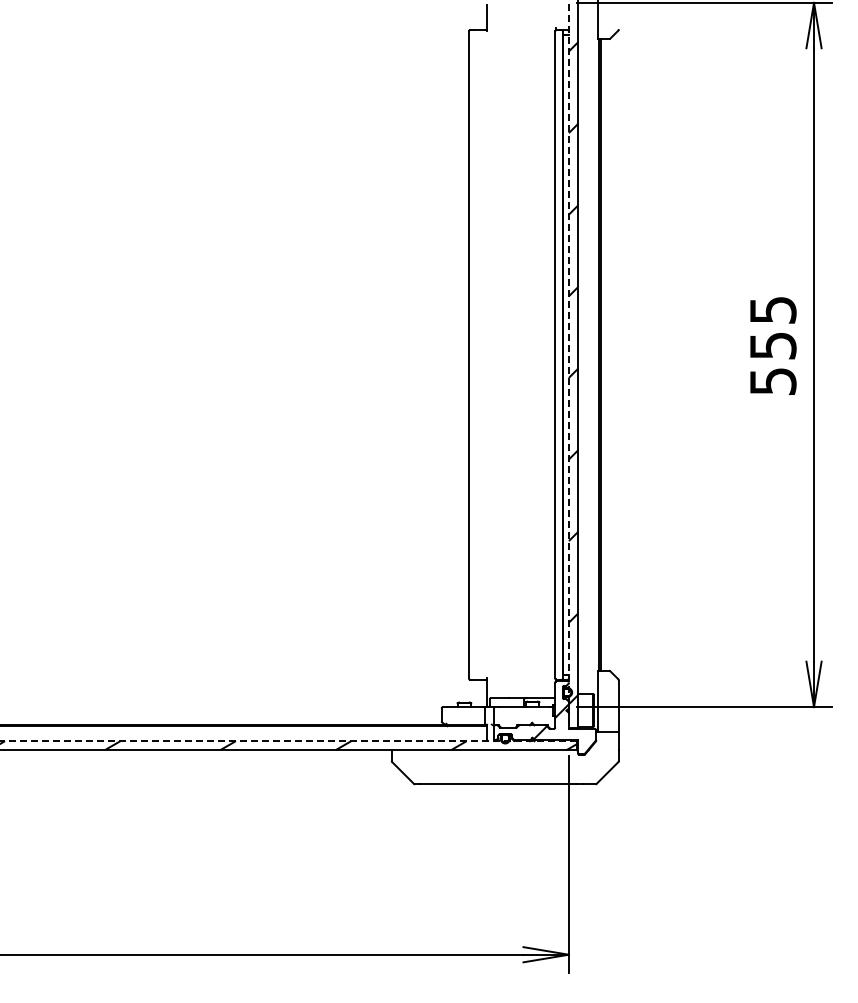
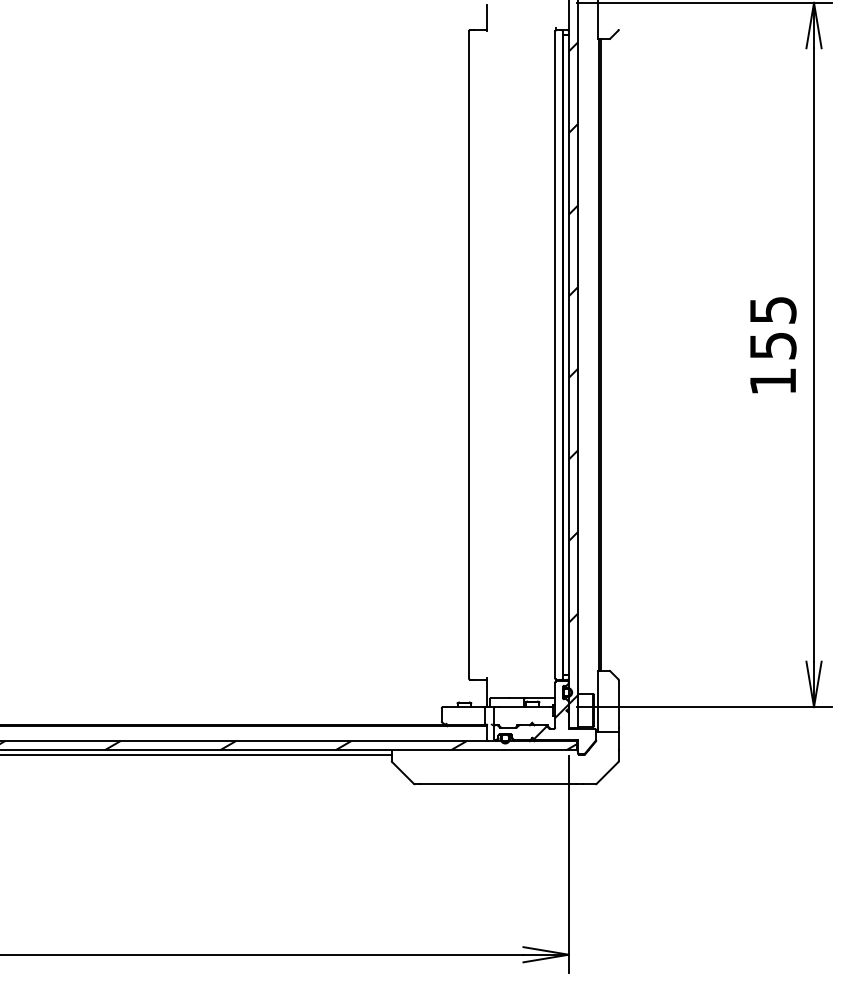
line: dashed -> solid (568, 363)
text: 555 -> 155 (773, 381)
line: dashed -> solid (288, 741)
line: none -> present (196, 754)
